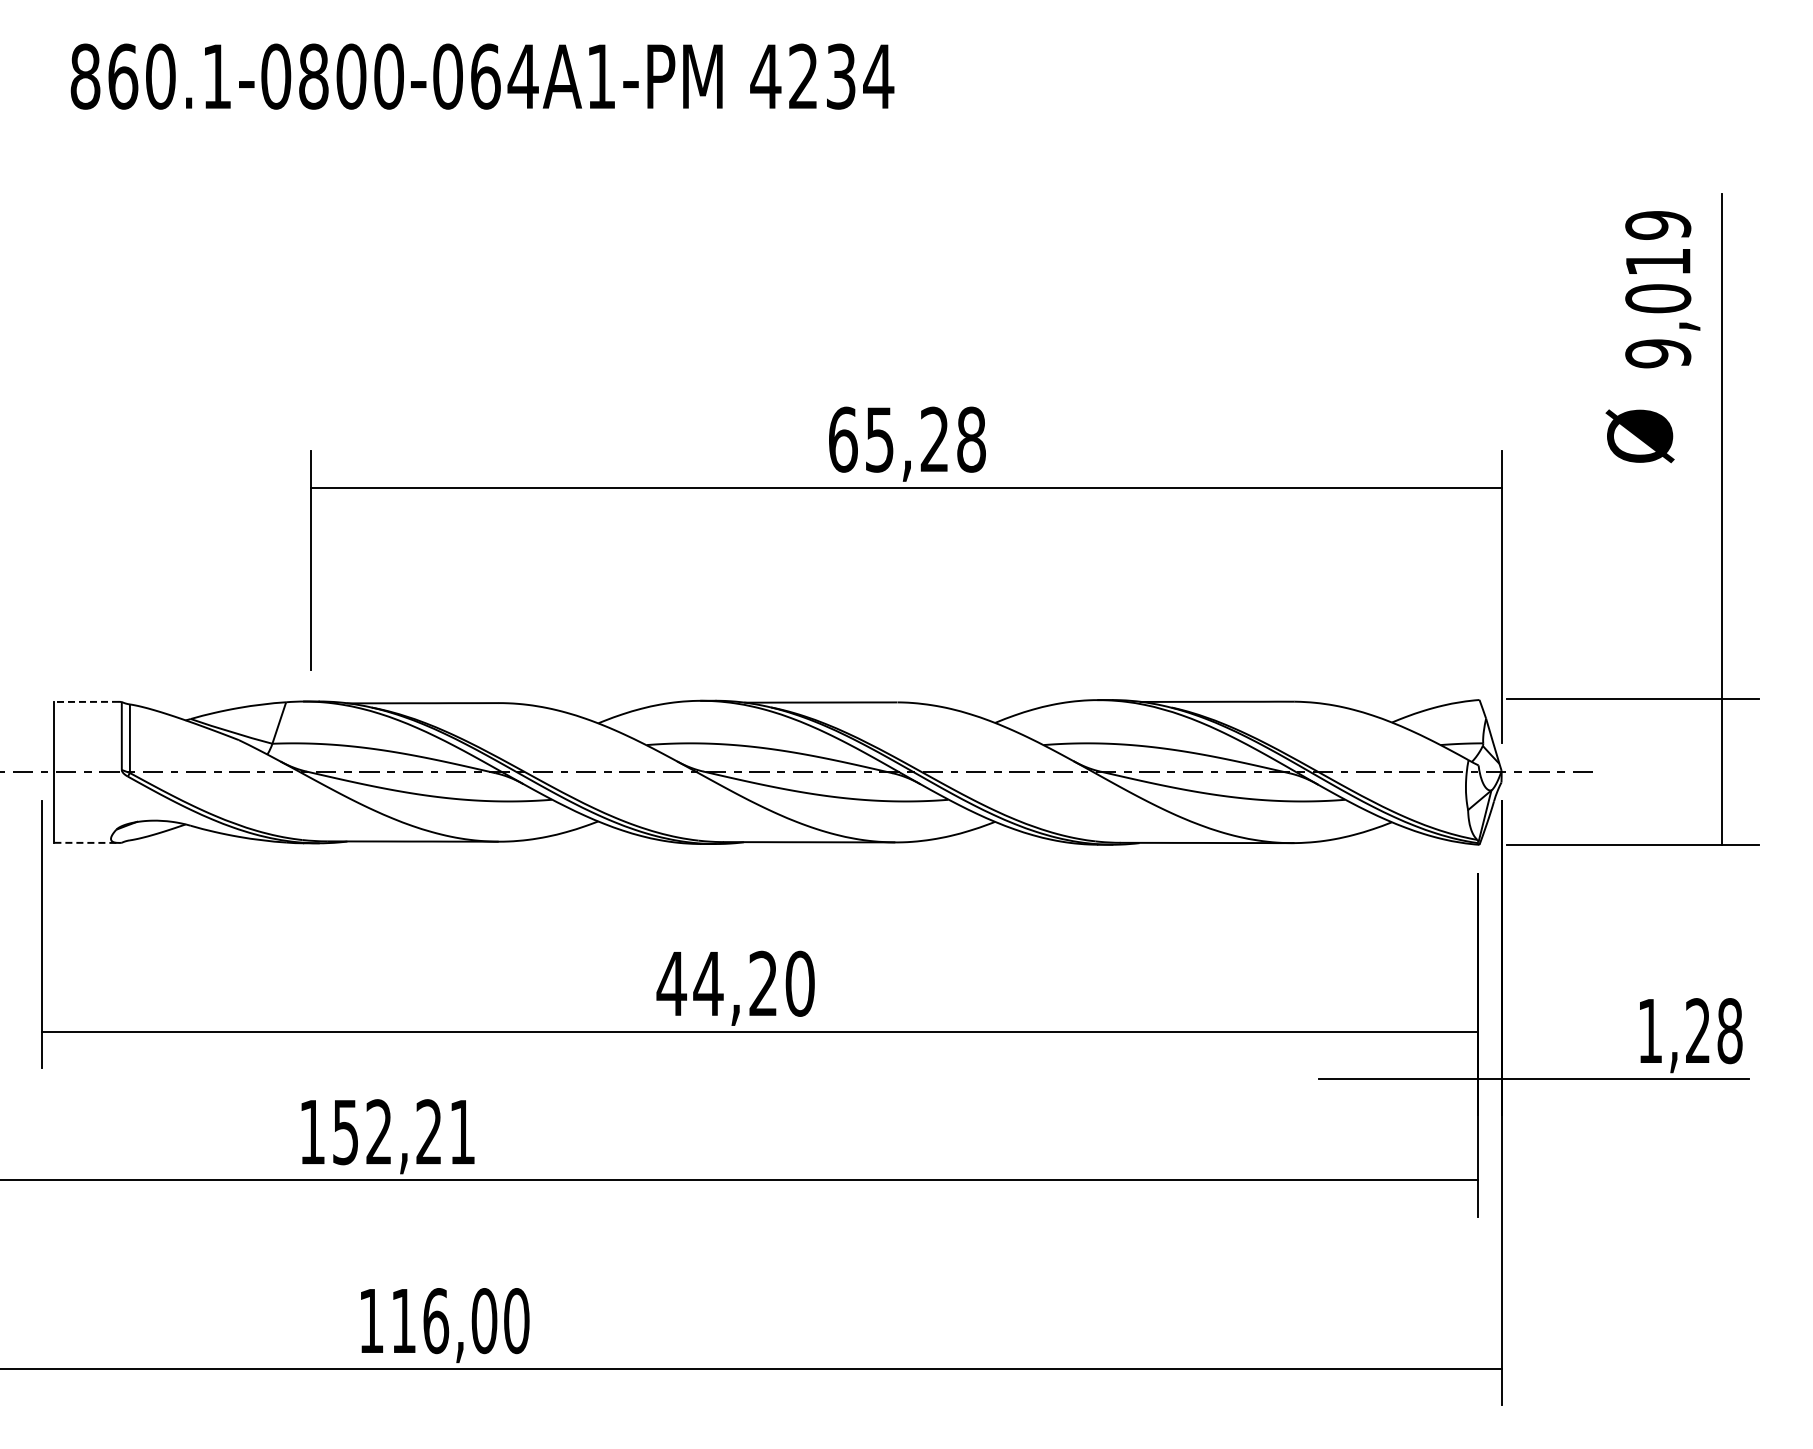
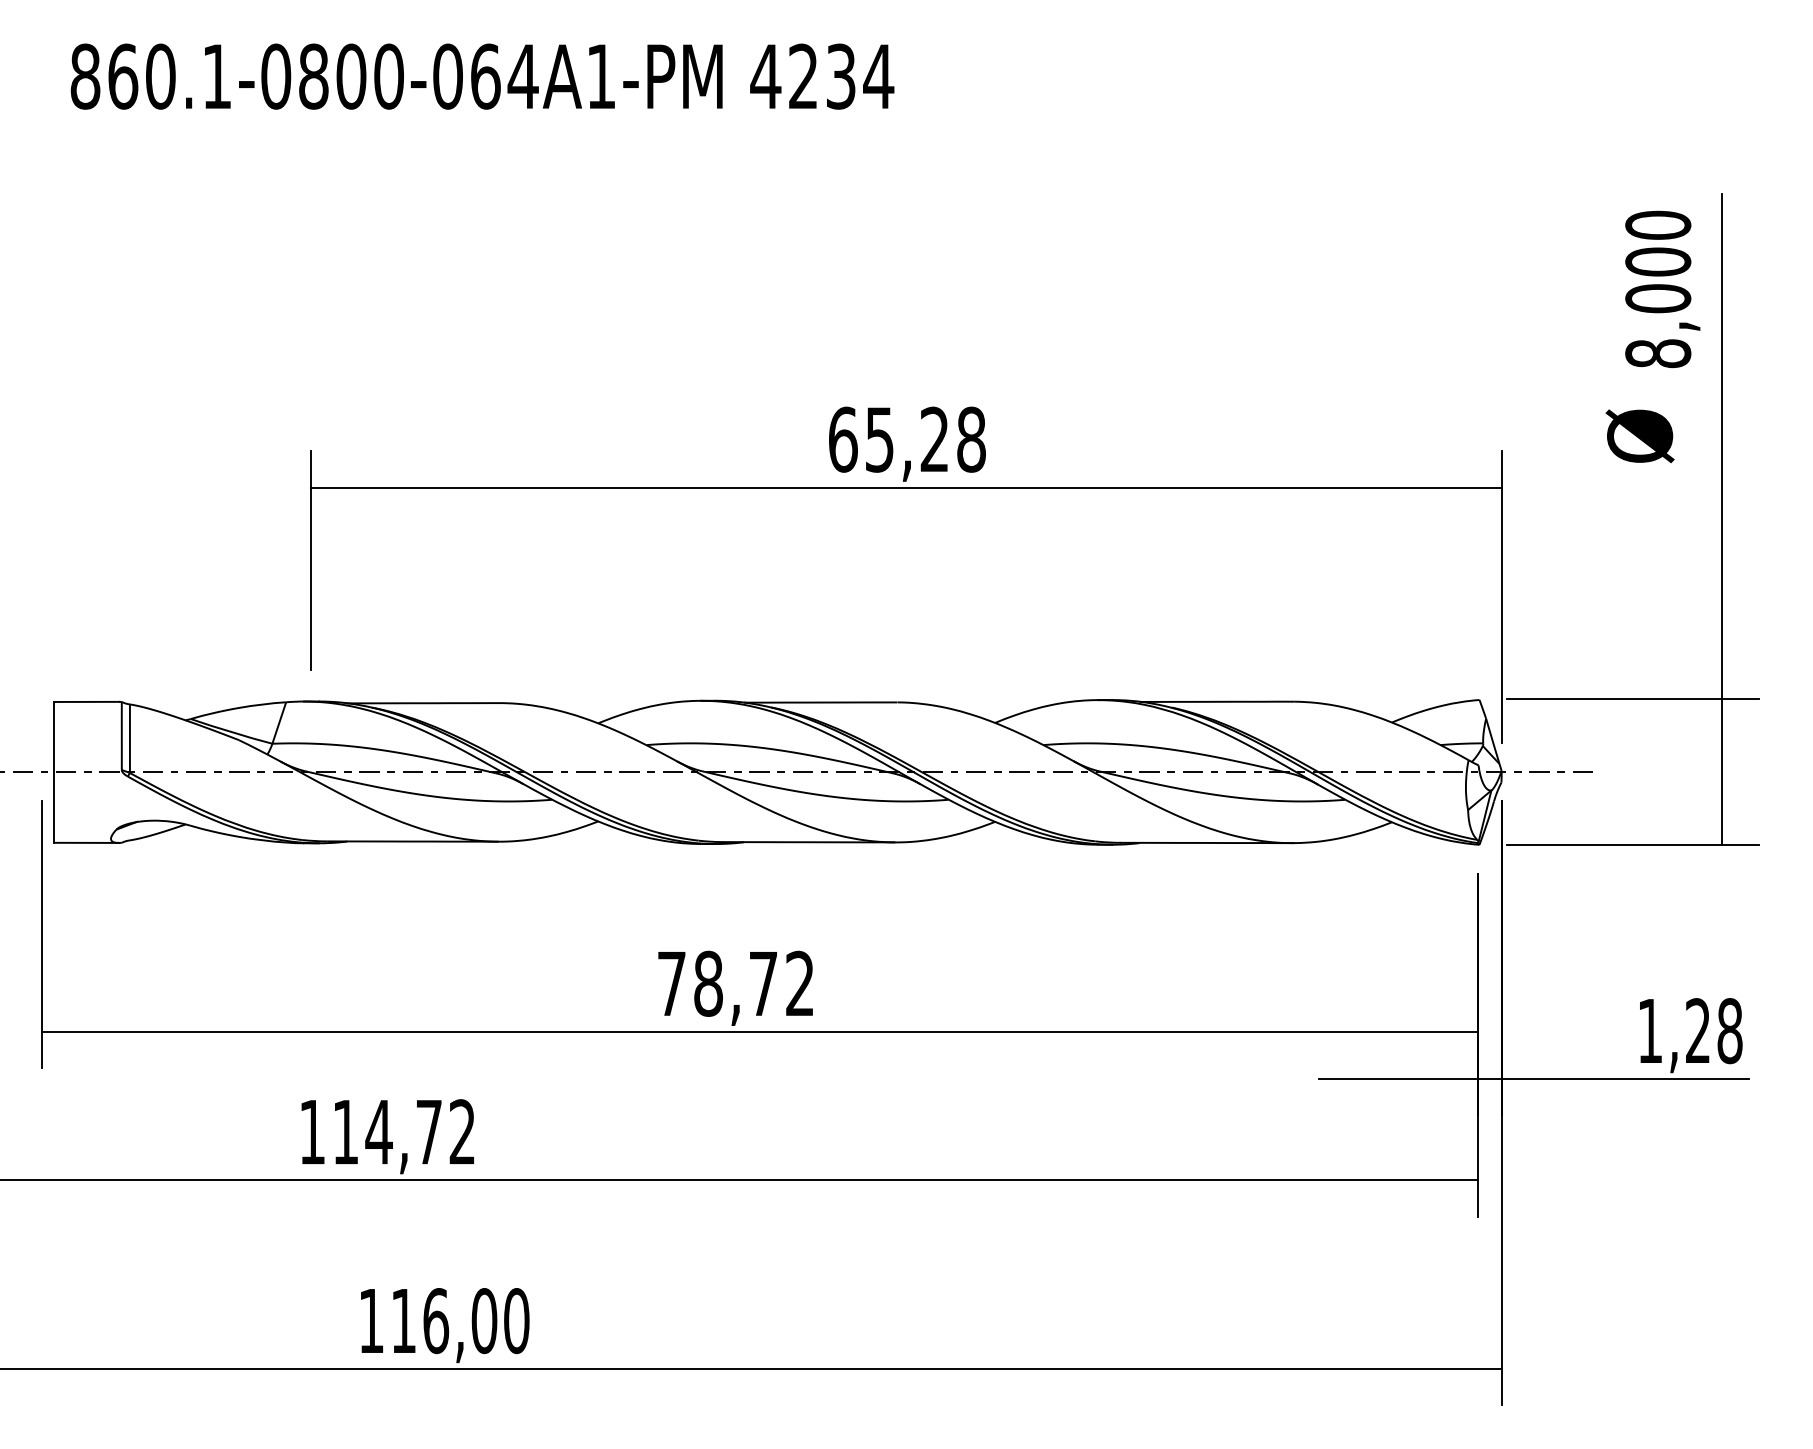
text: 9,019 -> 8,000 (1658, 289)
line: dashed -> solid (86, 701)
line: dashed -> solid (87, 842)
text: 44,20 -> 78,72 (735, 983)
text: 152,21 -> 114,72 (403, 1132)
